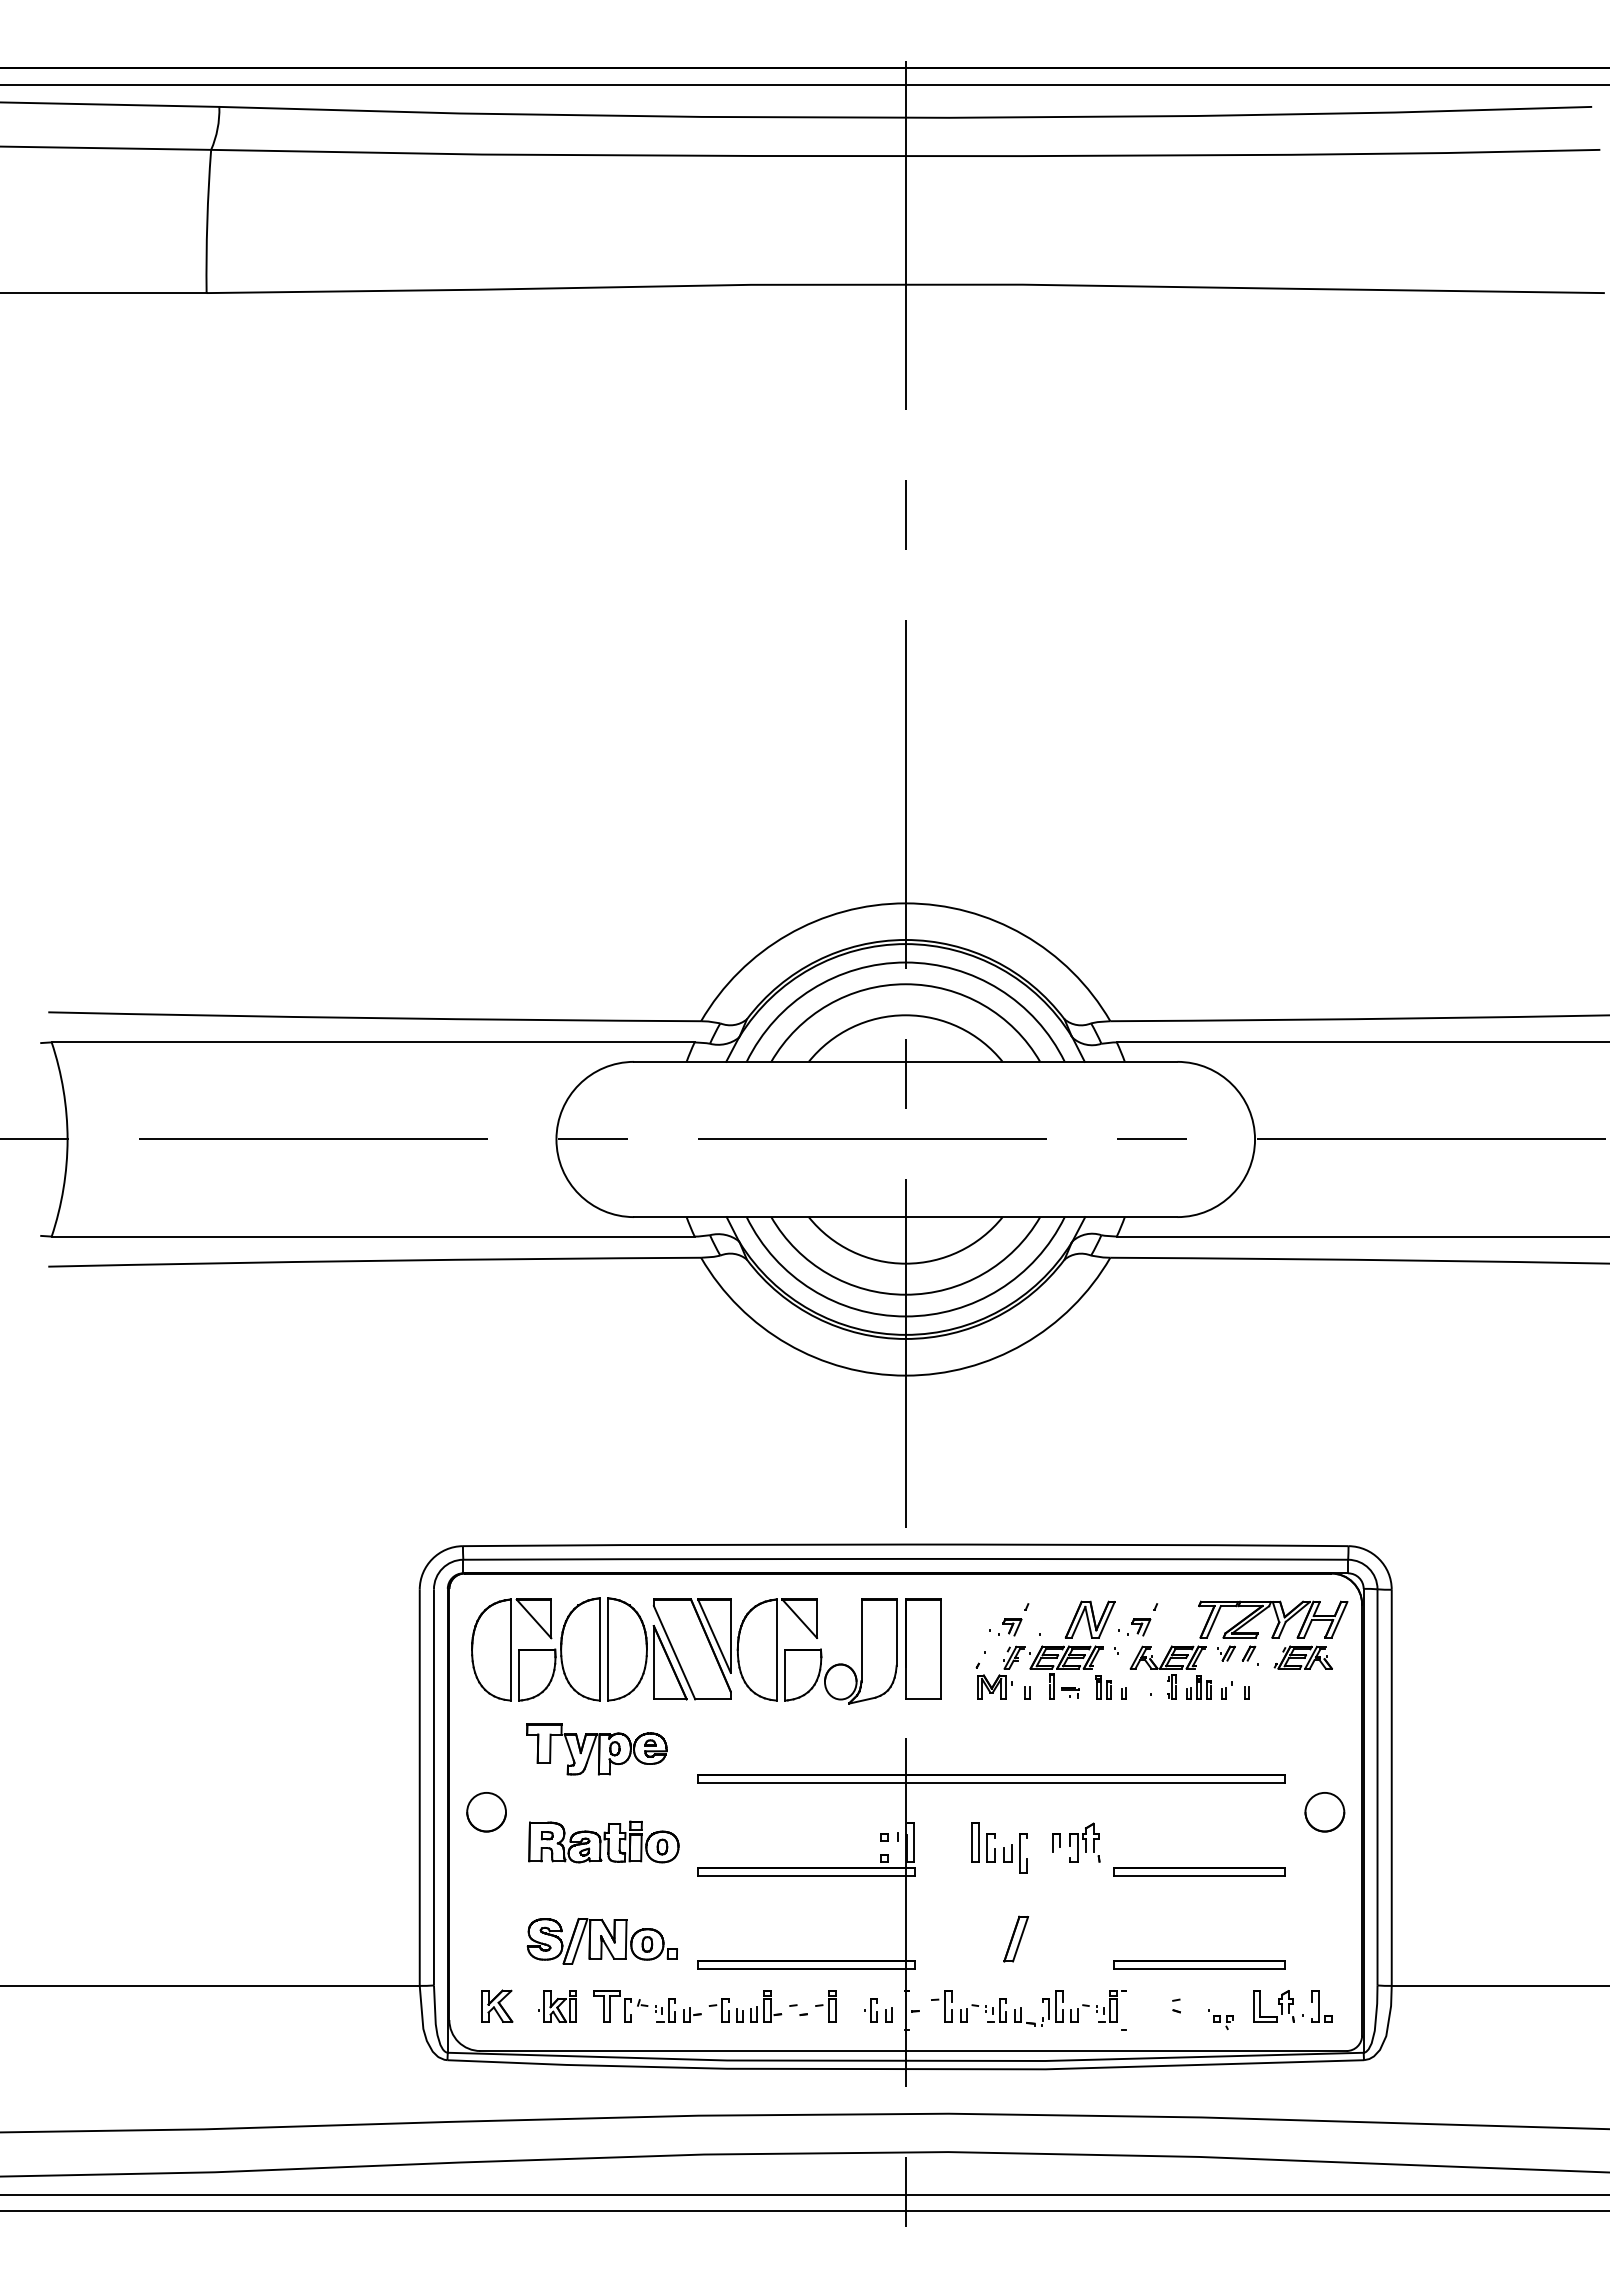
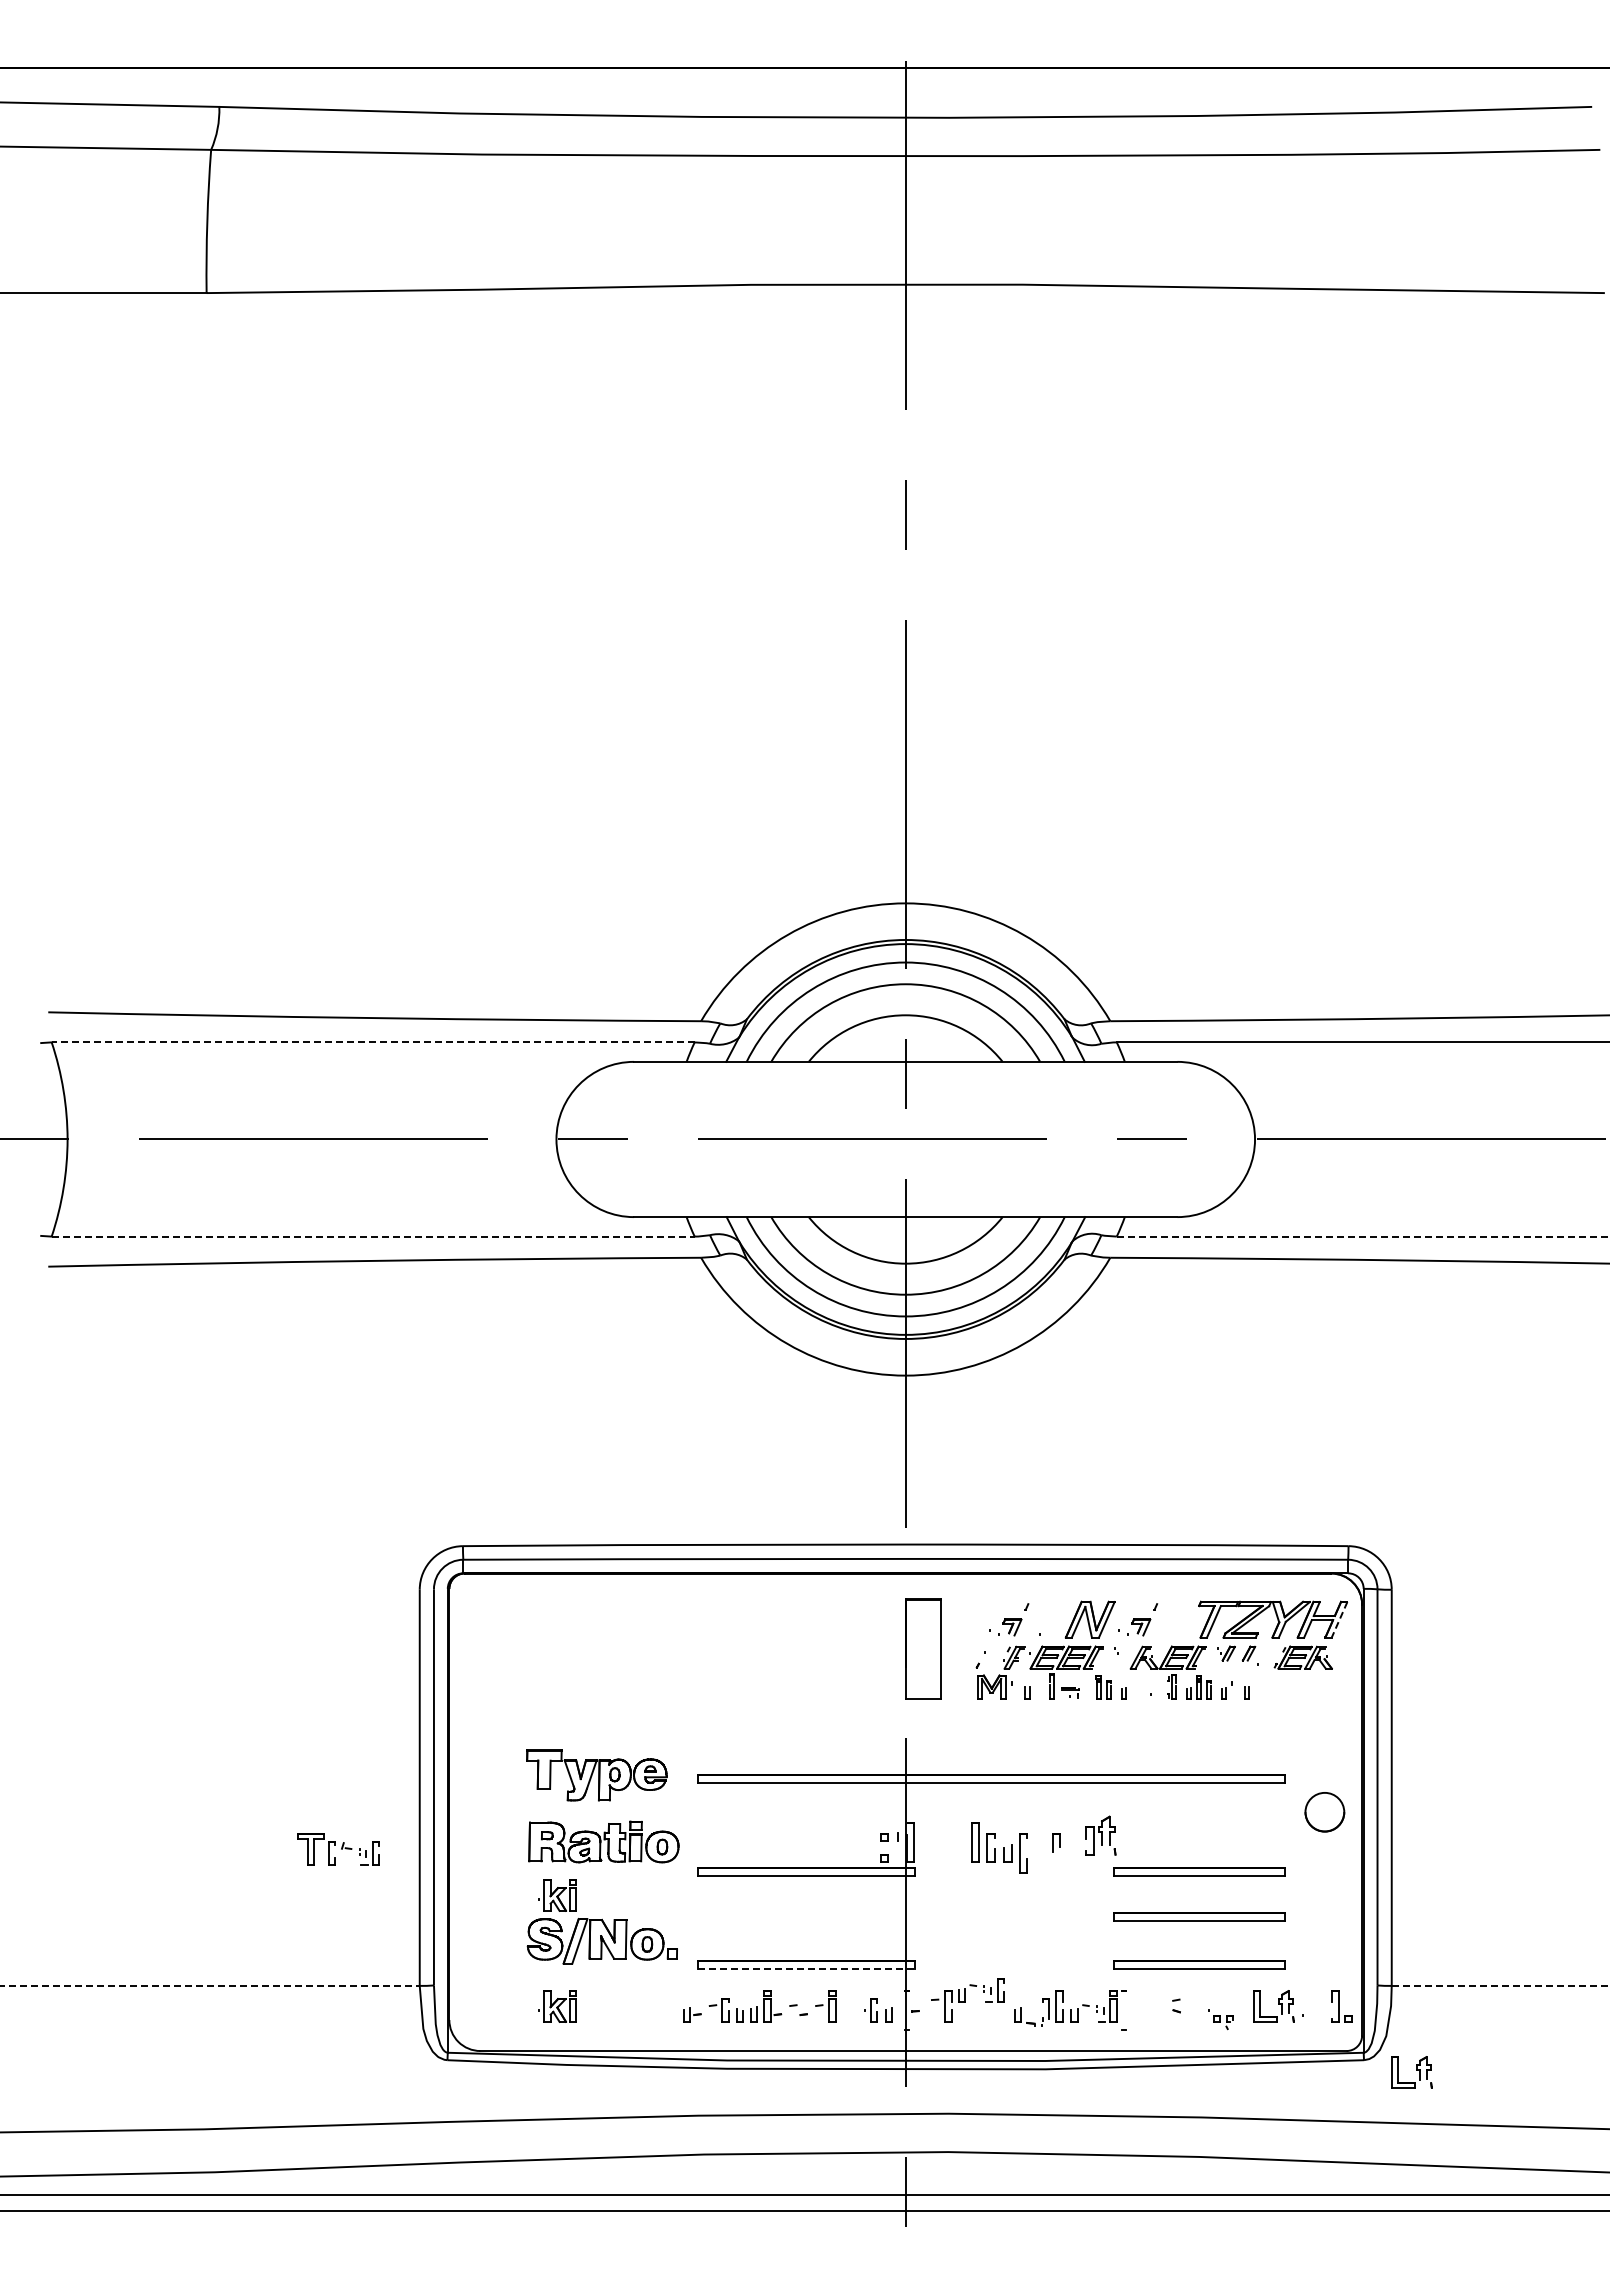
line: present -> none (804, 84)
line: solid -> dashed (372, 1042)
line: solid -> dashed (373, 1236)
line: solid -> dashed (1363, 1236)
line: solid -> dashed (1339, 1620)
part: present -> none (684, 1650)
part position: (596, 1749) -> (596, 1775) (596, 1775)
circle: present -> none (486, 1812)
part position: (1084, 1842) -> (1100, 1835) (1100, 1835)
part: none -> present (557, 1895)
part: none -> present (1199, 1916)
part: present -> none (1016, 1938)
line: solid -> dashed (806, 1969)
line: solid -> dashed (210, 1985)
line: solid -> dashed (1500, 1985)
part: present -> none (497, 2005)
part position: (634, 2006) -> (338, 1849) (338, 1849)
part position: (1321, 2006) -> (1341, 2006) (1341, 2006)
part position: (983, 2010) -> (981, 1990) (981, 1990)
part: none -> present (1411, 2072)
